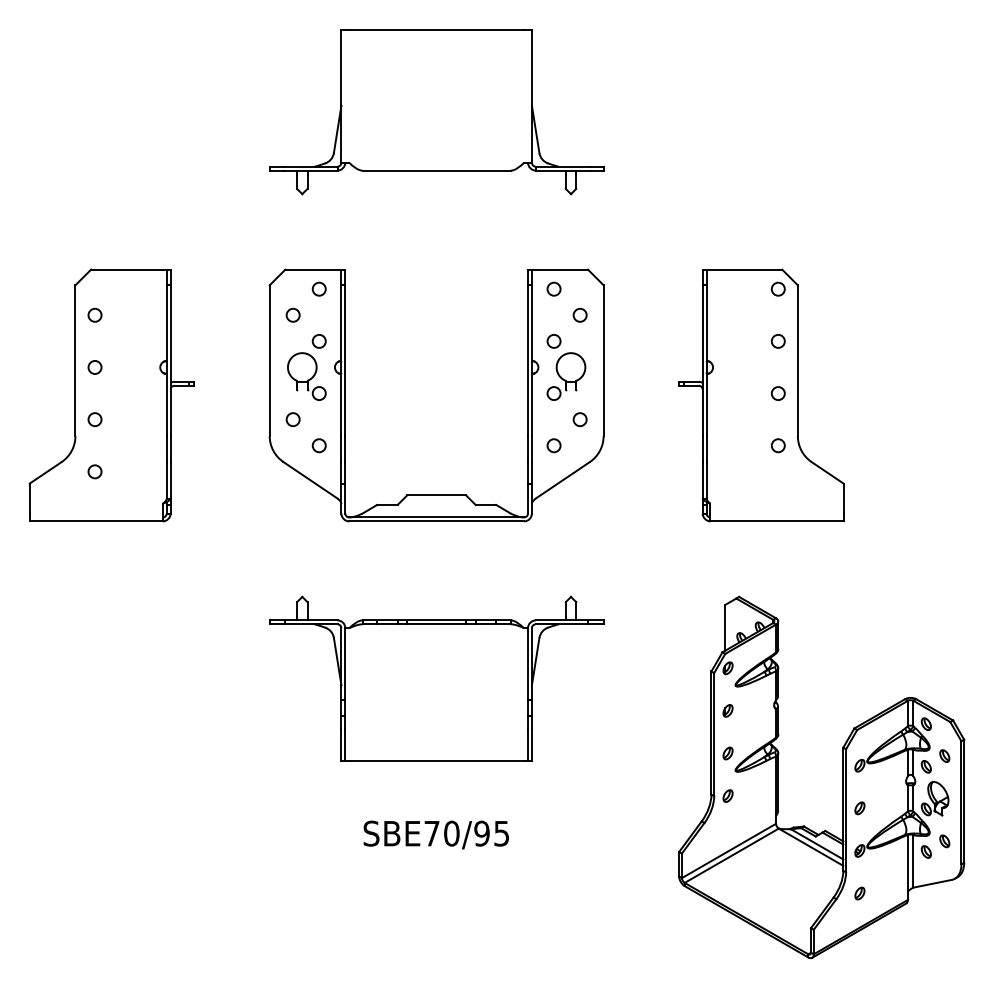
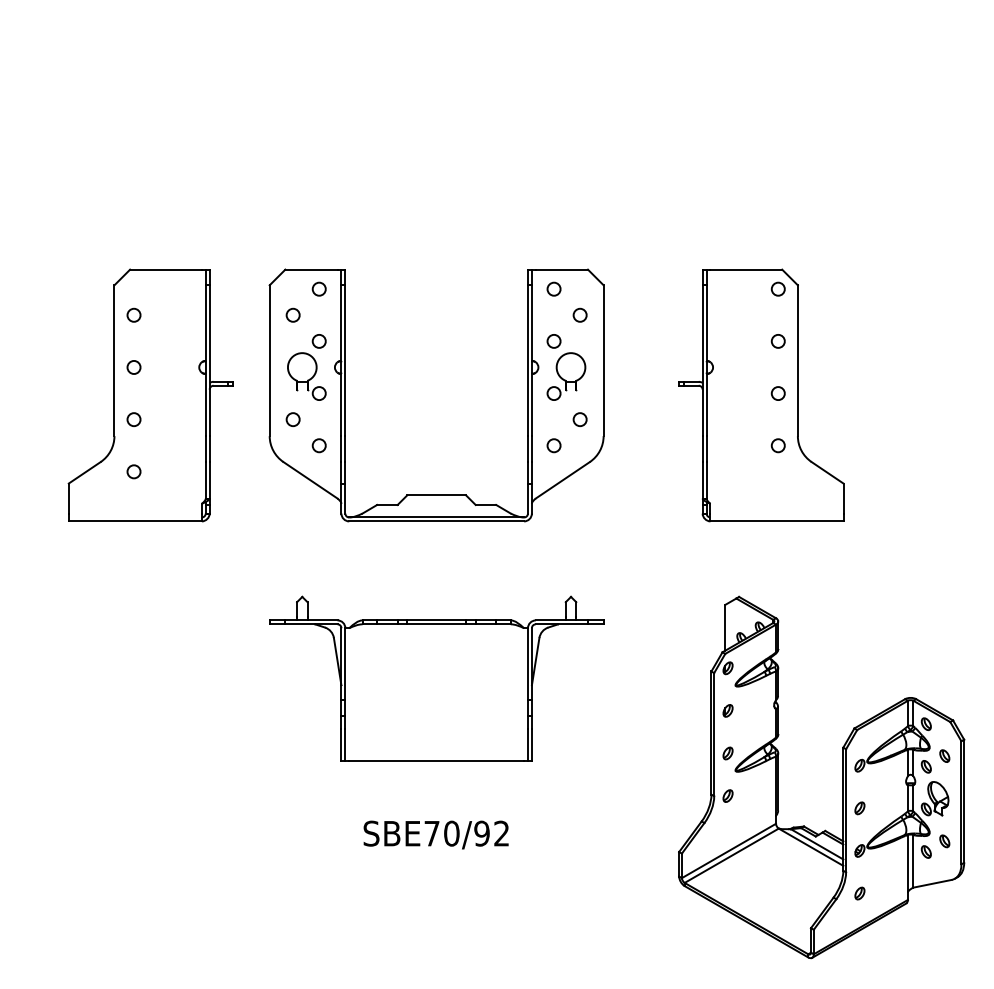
part: present -> none (436, 112)
part position: (111, 395) -> (150, 395) (150, 395)
text: SBE70/95 -> SBE70/92 (501, 833)
